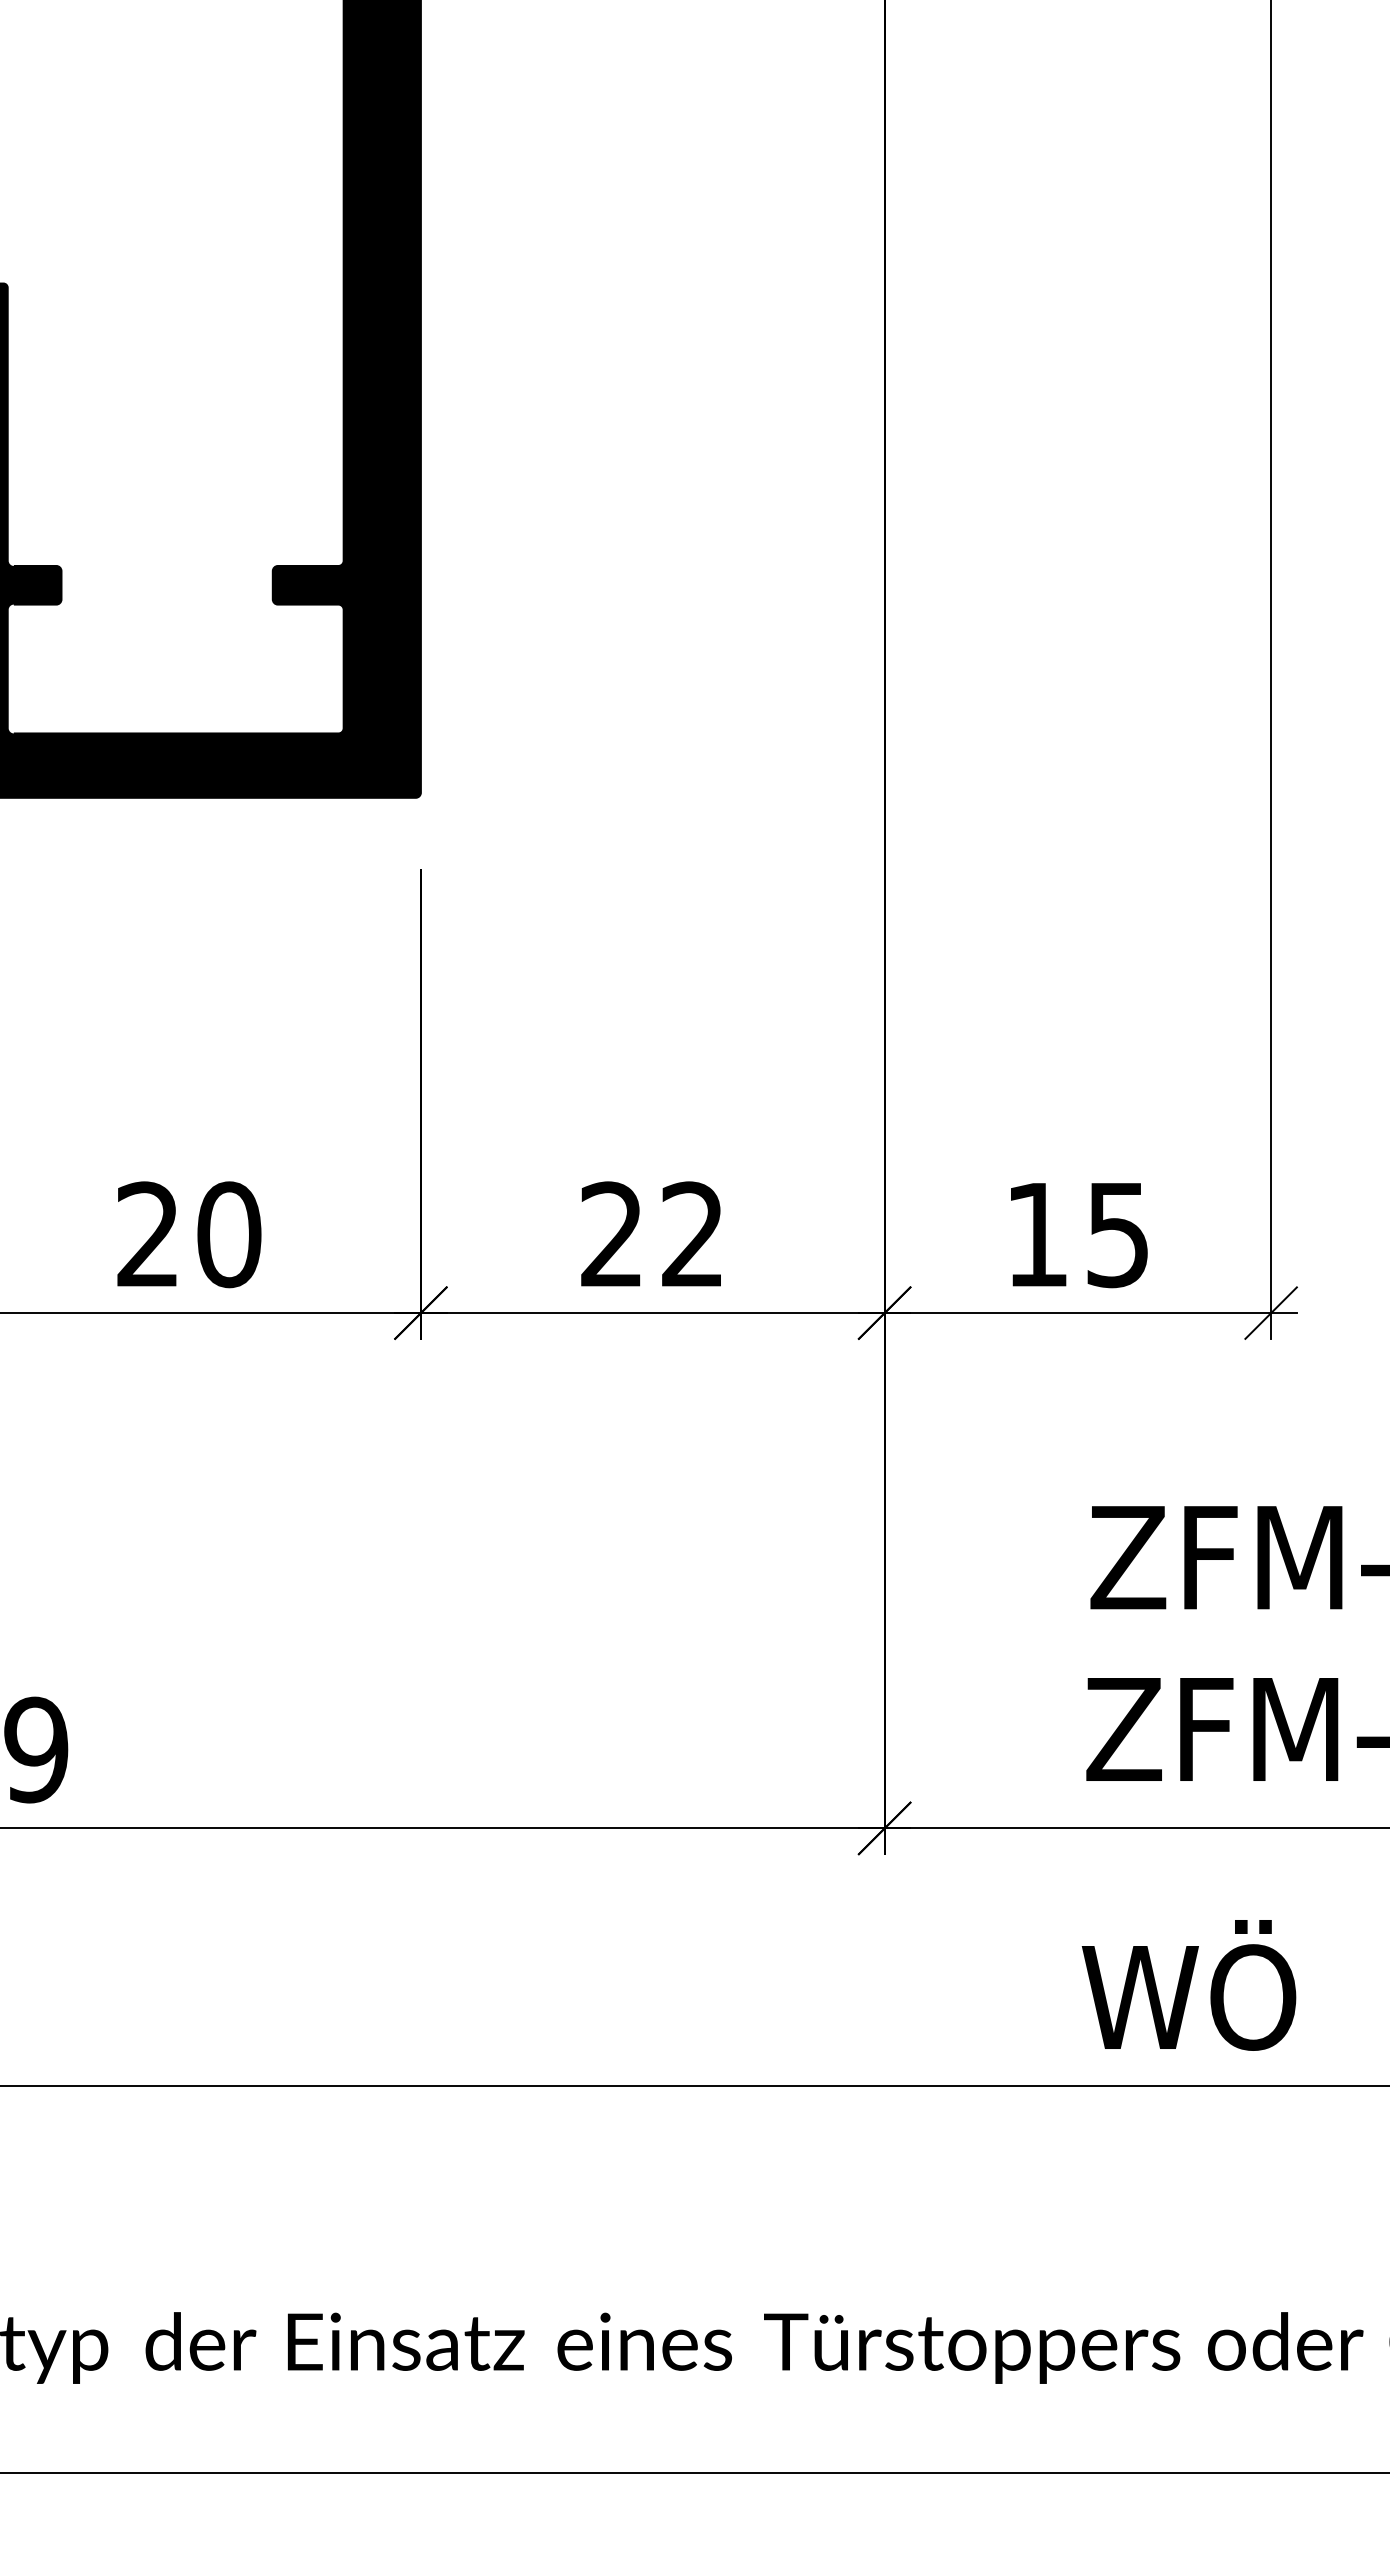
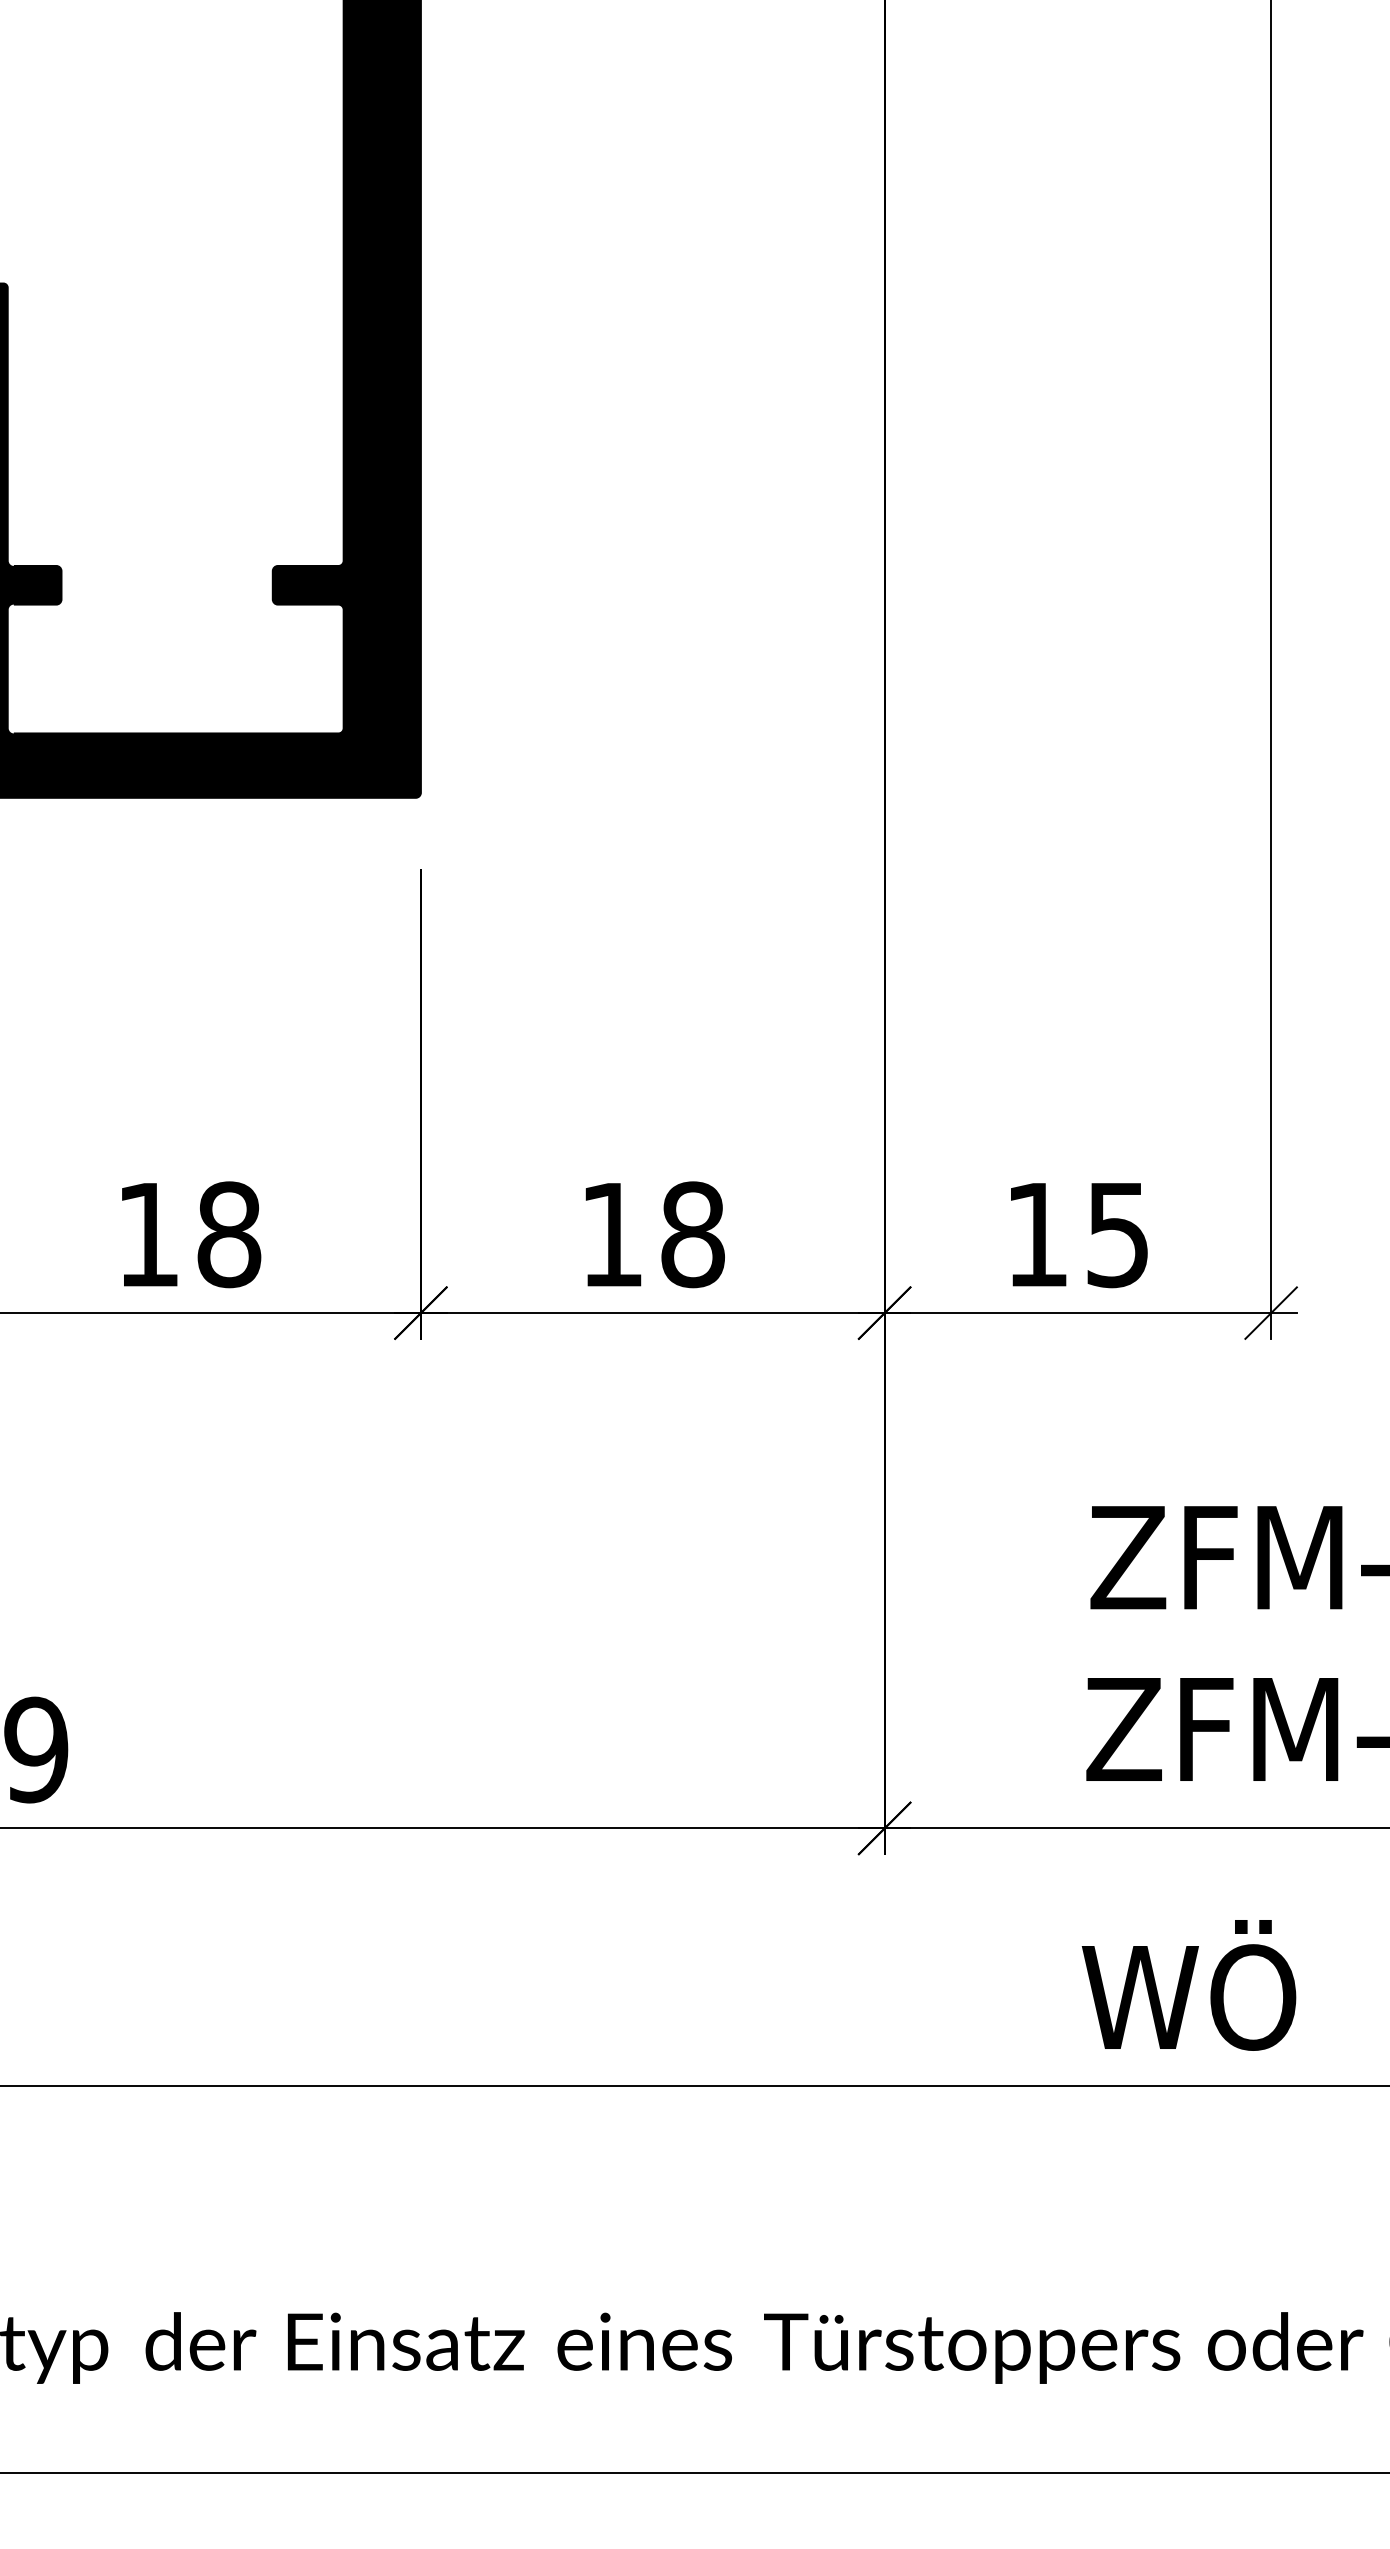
text: 20 -> 18 (189, 1234)
text: 22 -> 18 (652, 1234)
